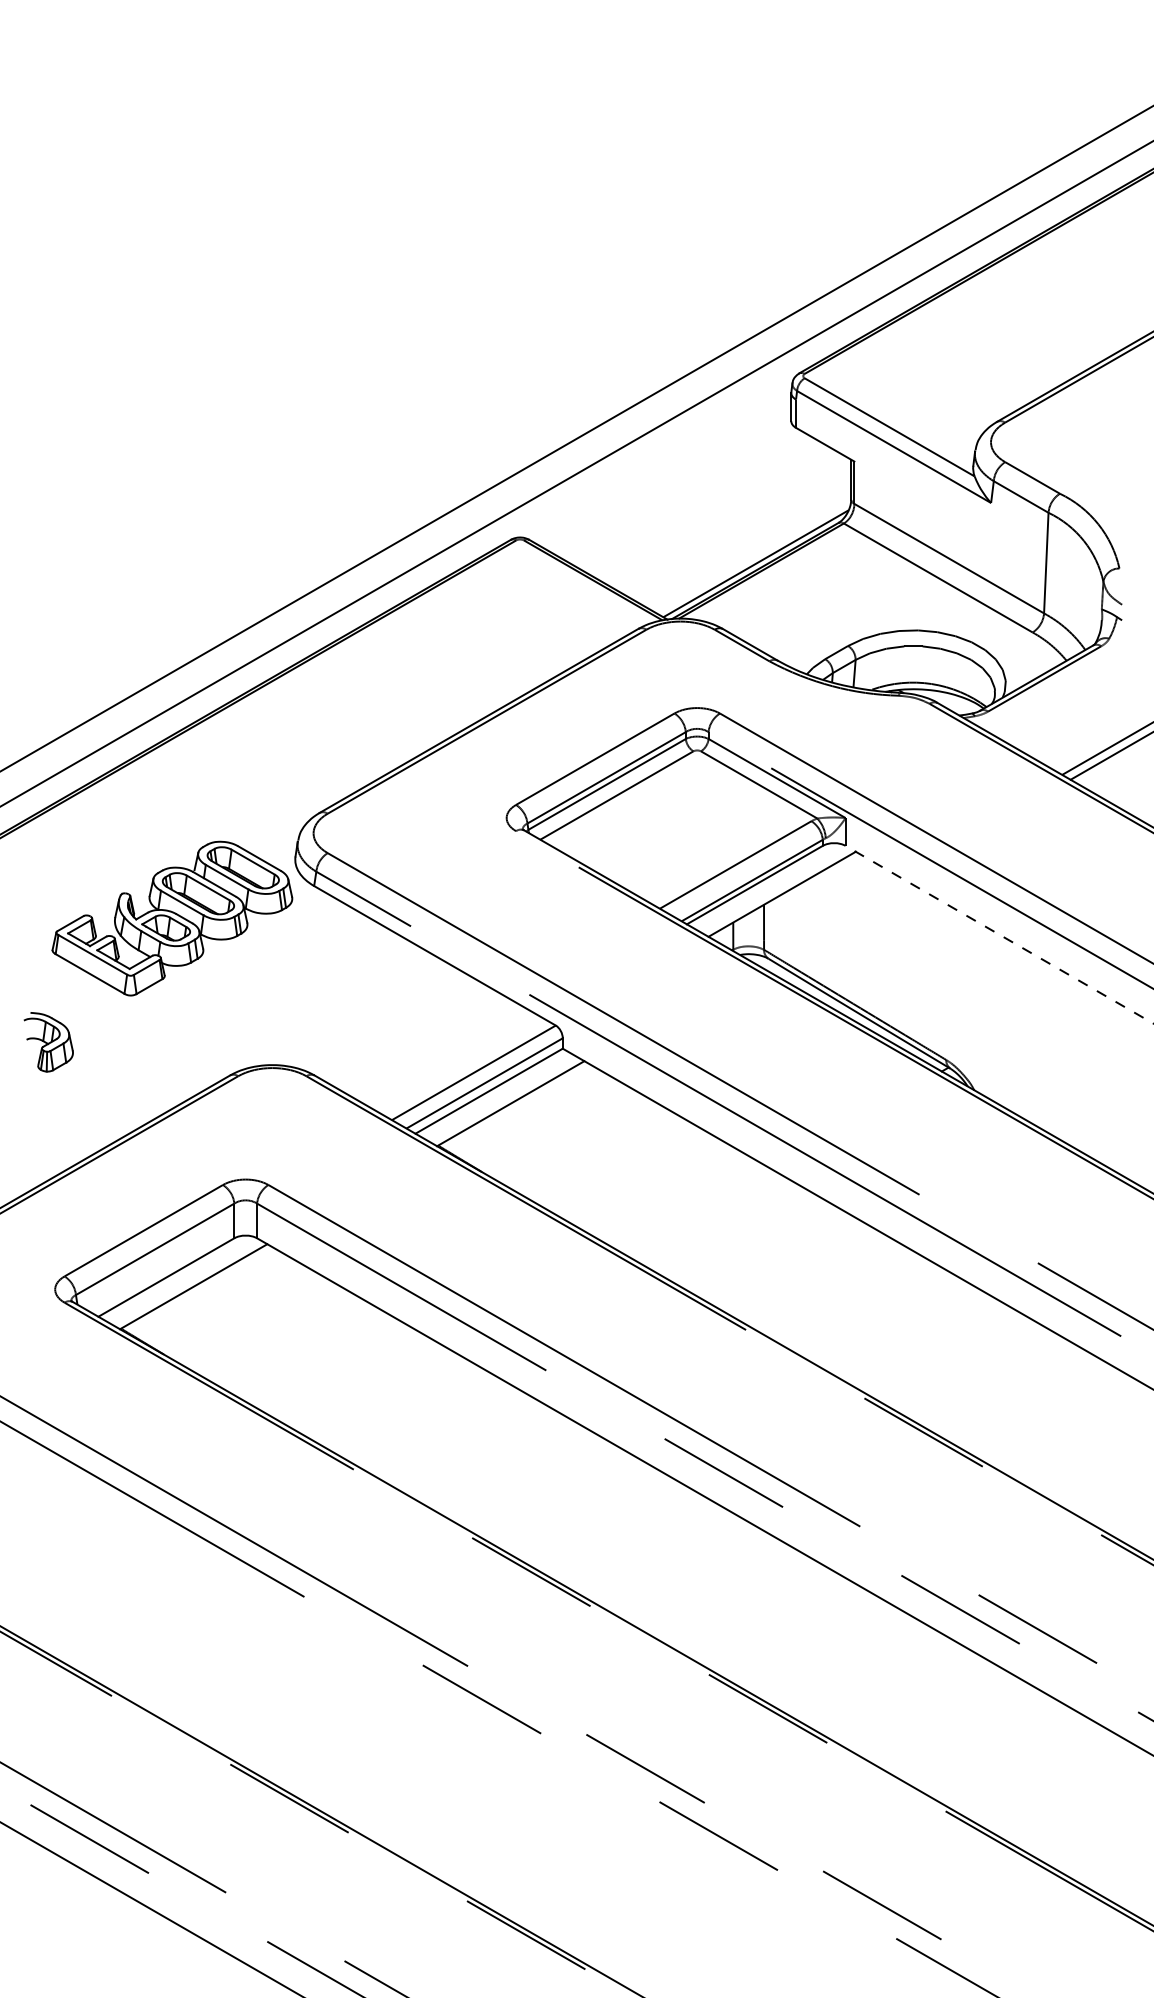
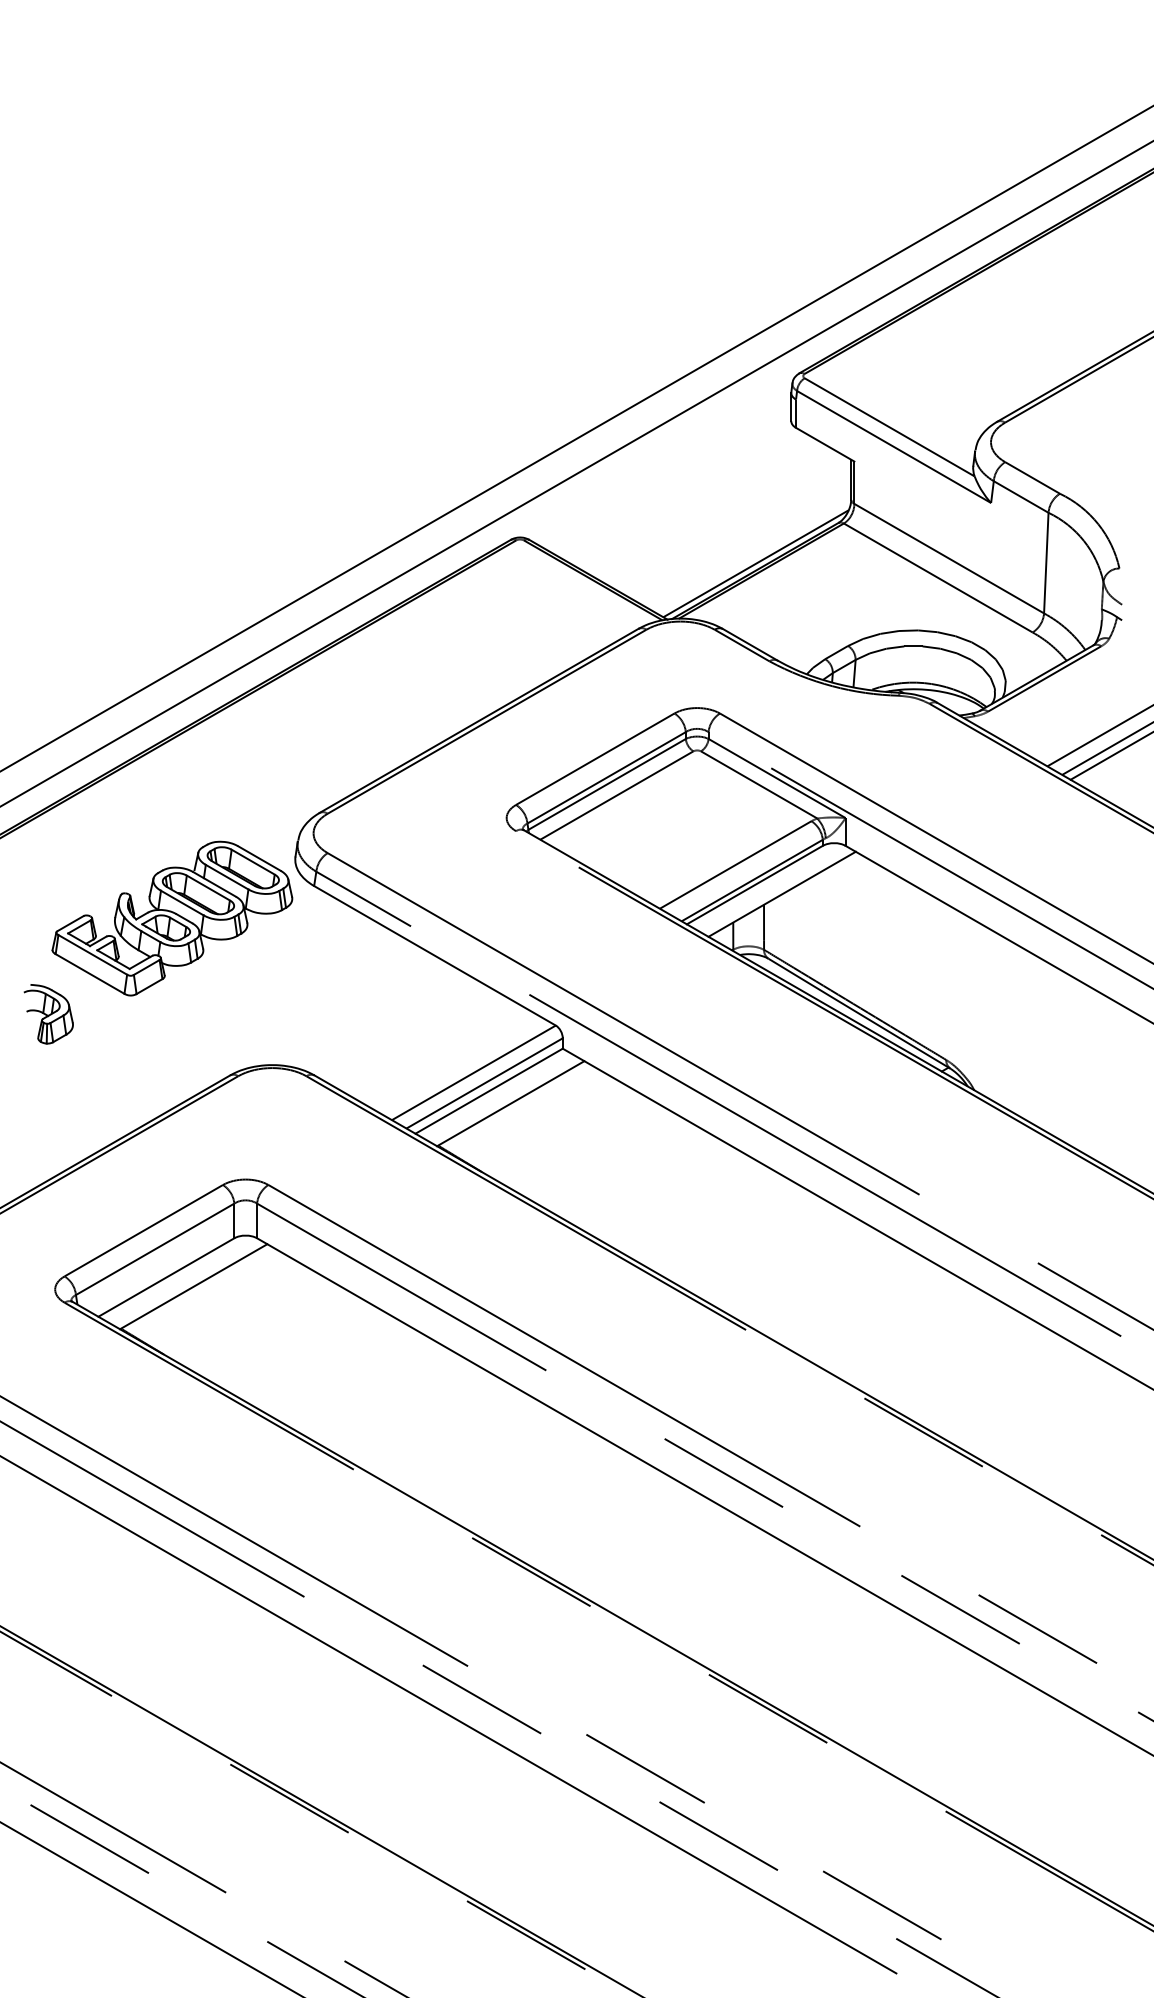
line: none -> present (1098, 736)
line: dashed -> solid (999, 934)
part position: (48, 1042) -> (48, 1014) (48, 1014)
line: none -> present (449, 1715)
